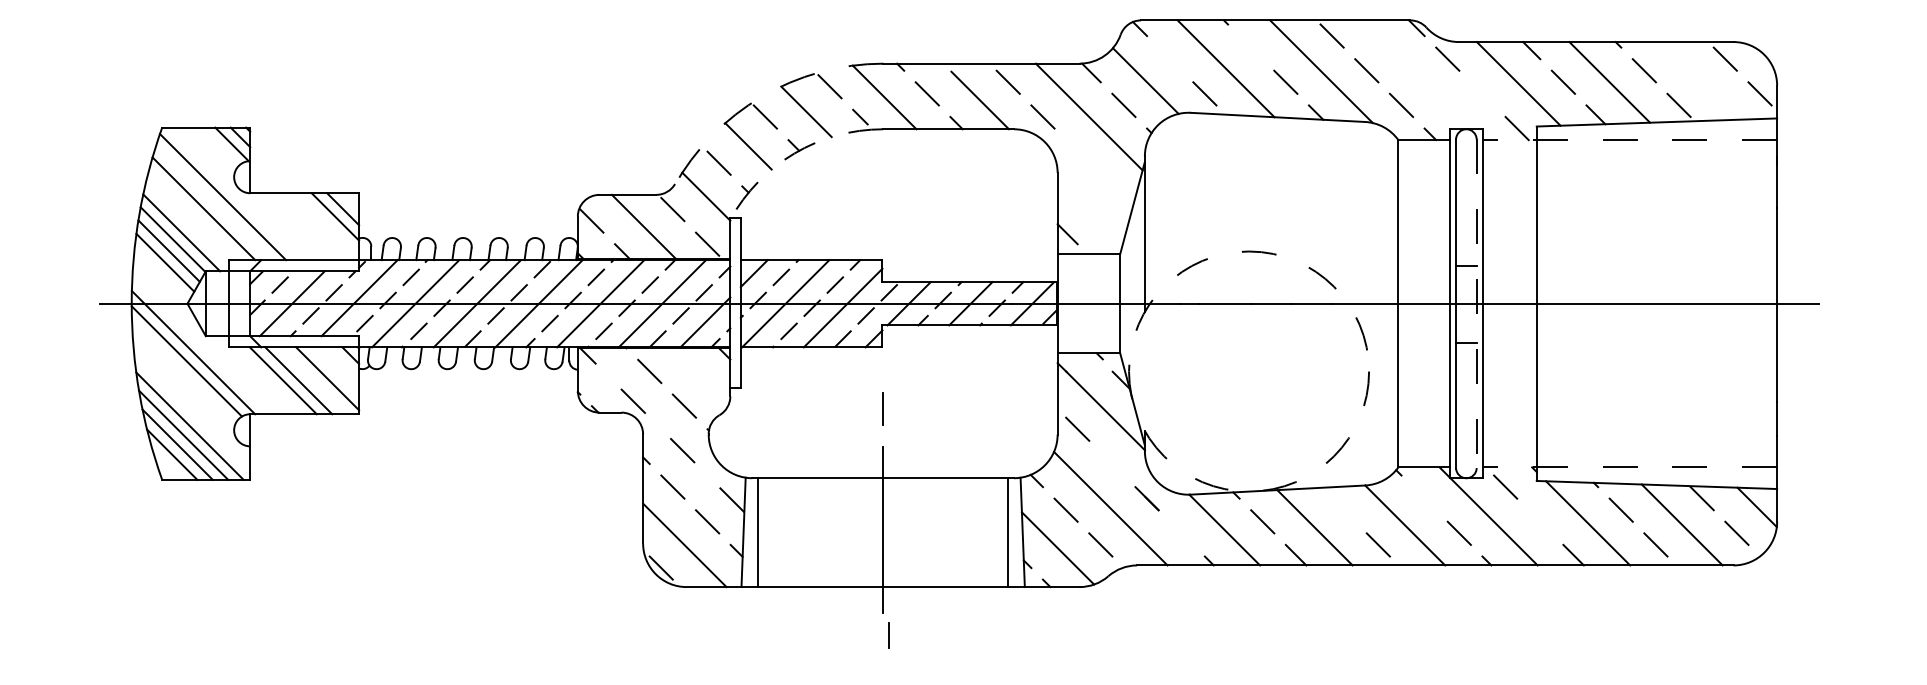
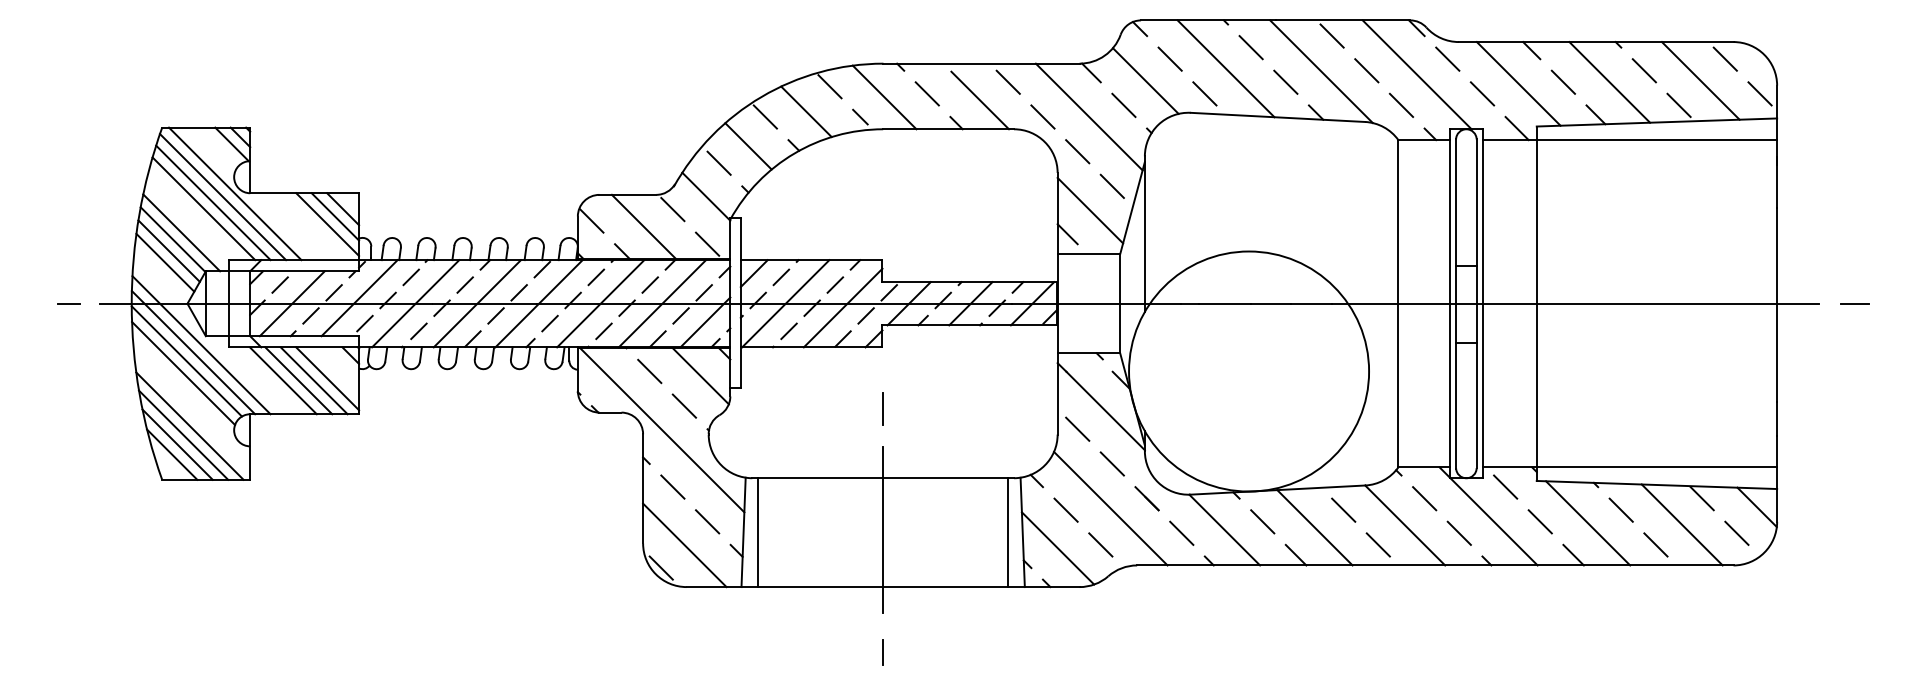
line: none -> present (1250, 47)
line: none -> present (1169, 58)
line: none -> present (1416, 74)
line: none -> present (1700, 80)
line: none -> present (1482, 93)
arc: dashed -> solid (761, 96)
line: dashed -> solid (1629, 140)
line: none -> present (1077, 151)
arc: dashed -> solid (794, 153)
line: none -> present (1111, 185)
line: none -> present (235, 193)
line: none -> present (213, 202)
line: none -> present (1090, 210)
line: none -> present (327, 224)
line: none -> present (68, 303)
line: none -> present (1854, 303)
line: dashed -> solid (1476, 304)
line: none -> present (201, 345)
circle: dashed -> solid (1249, 371)
line: none -> present (183, 373)
line: none -> present (700, 376)
line: none -> present (313, 380)
line: dashed -> solid (661, 429)
line: none -> present (1111, 463)
line: dashed -> solid (1629, 467)
line: none -> present (1424, 498)
line: none -> present (1343, 509)
line: none -> present (1539, 521)
line: none -> present (1181, 532)
line position: (888, 635) -> (882, 652) (882, 652)
